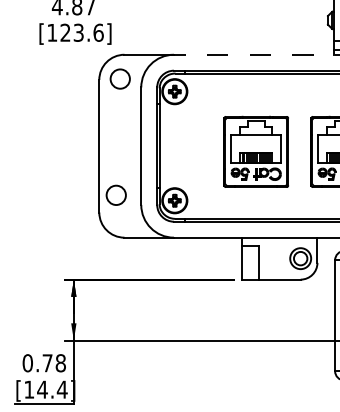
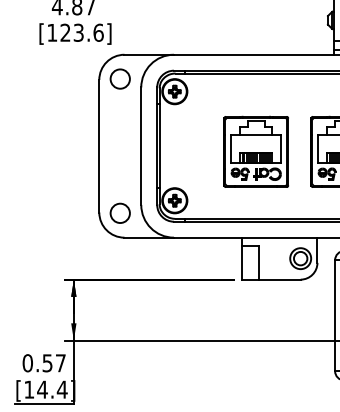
line: dashed -> solid (256, 54)
circle position: (115, 194) -> (119, 212) (119, 212)
text: 0.78 -> 0.57 (53, 363)
